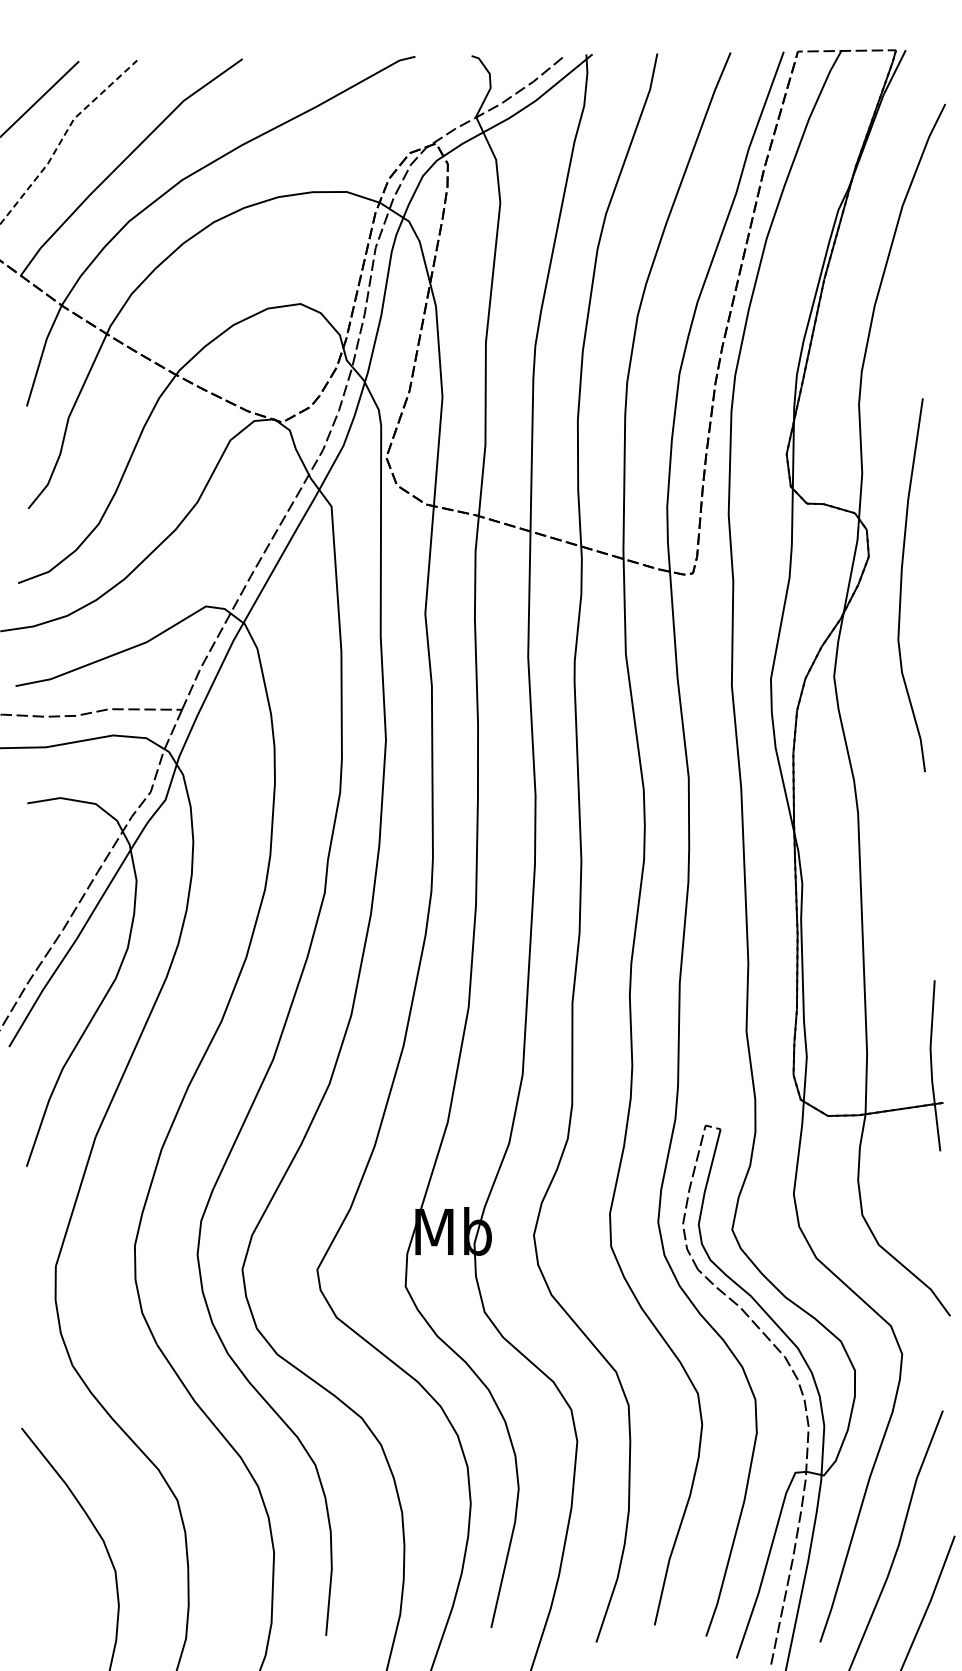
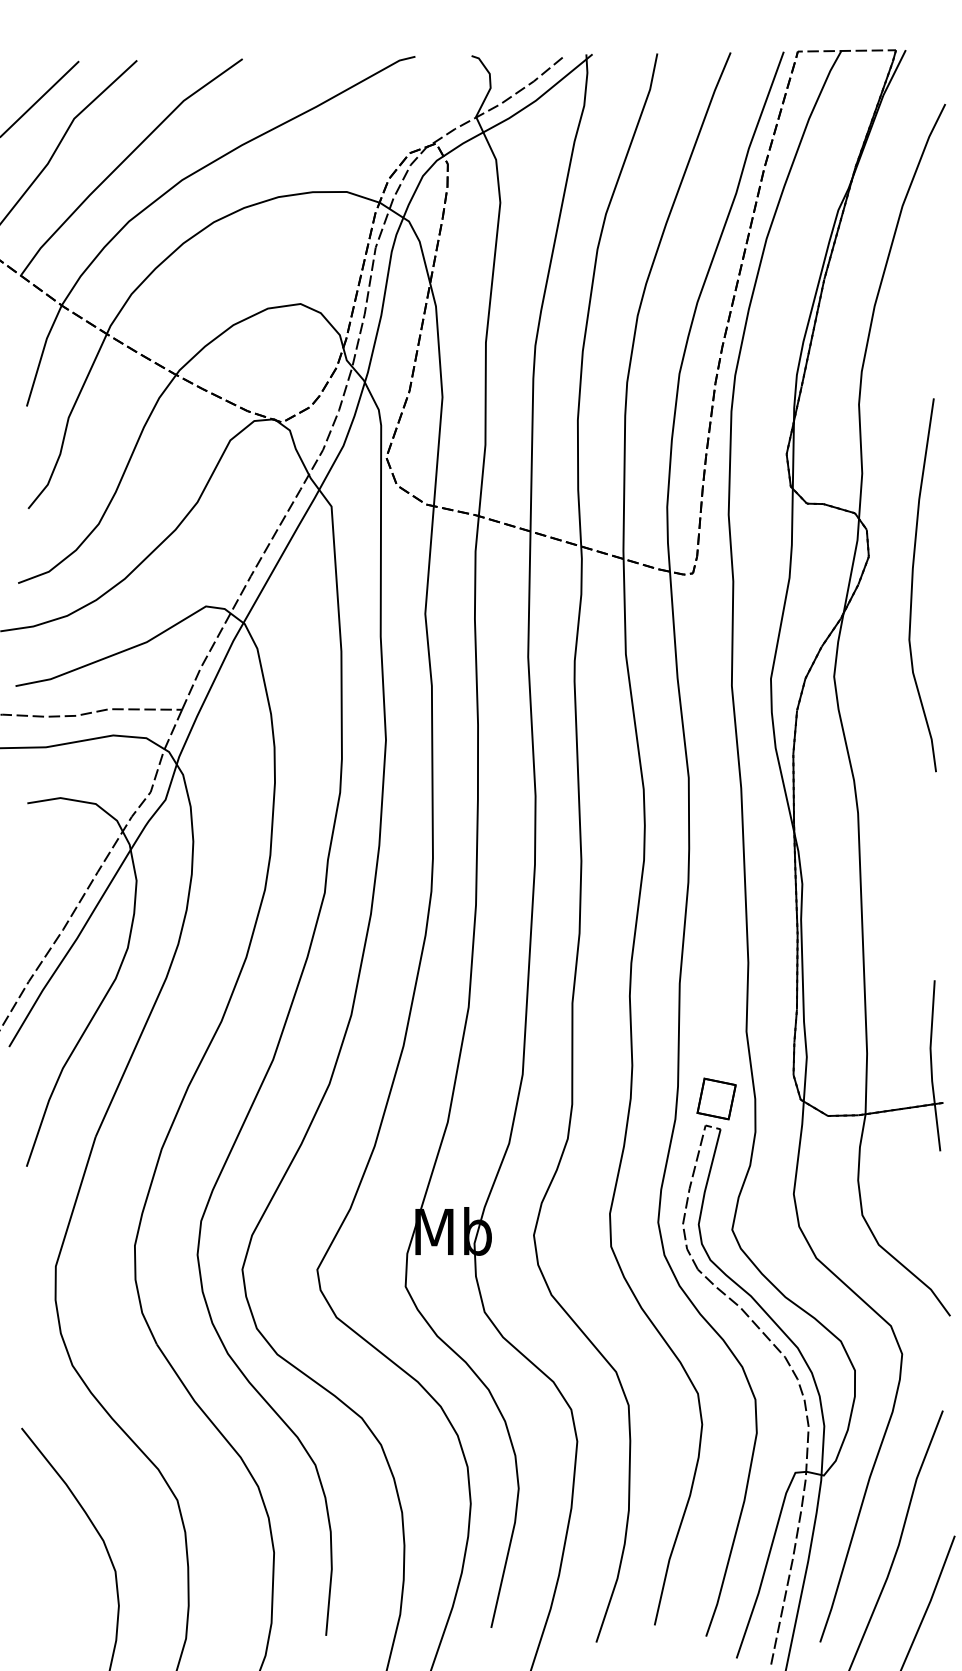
line: dashed -> solid (63, 137)
curve position: (902, 582) -> (913, 582) (913, 582)
part: none -> present (716, 1098)
